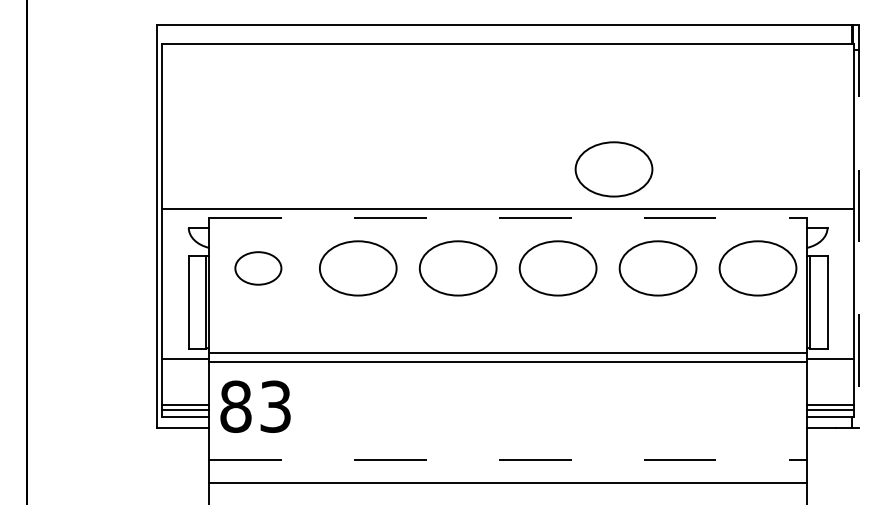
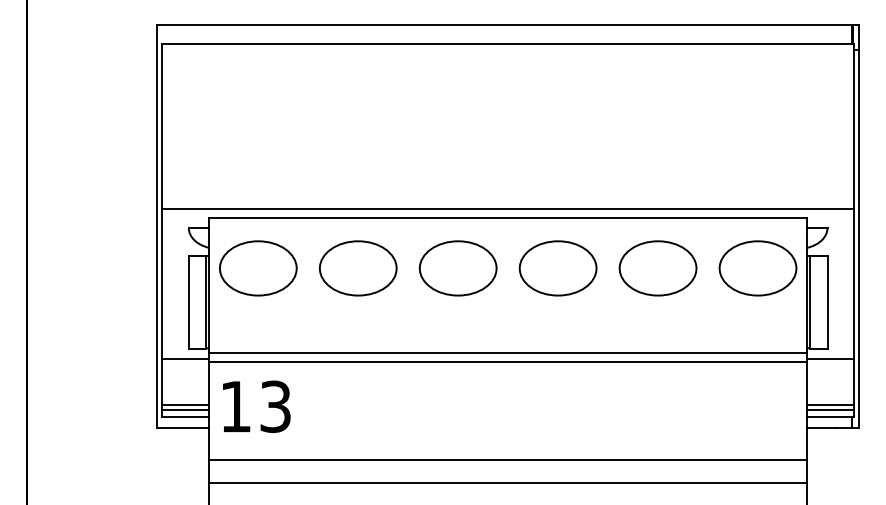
part: present -> none (613, 169)
line: dashed -> solid (508, 218)
line: dashed -> solid (859, 226)
part size: 49x35 px -> 79x57 px (258, 268)
text: 83 -> 13 (235, 406)
line: dashed -> solid (508, 459)
